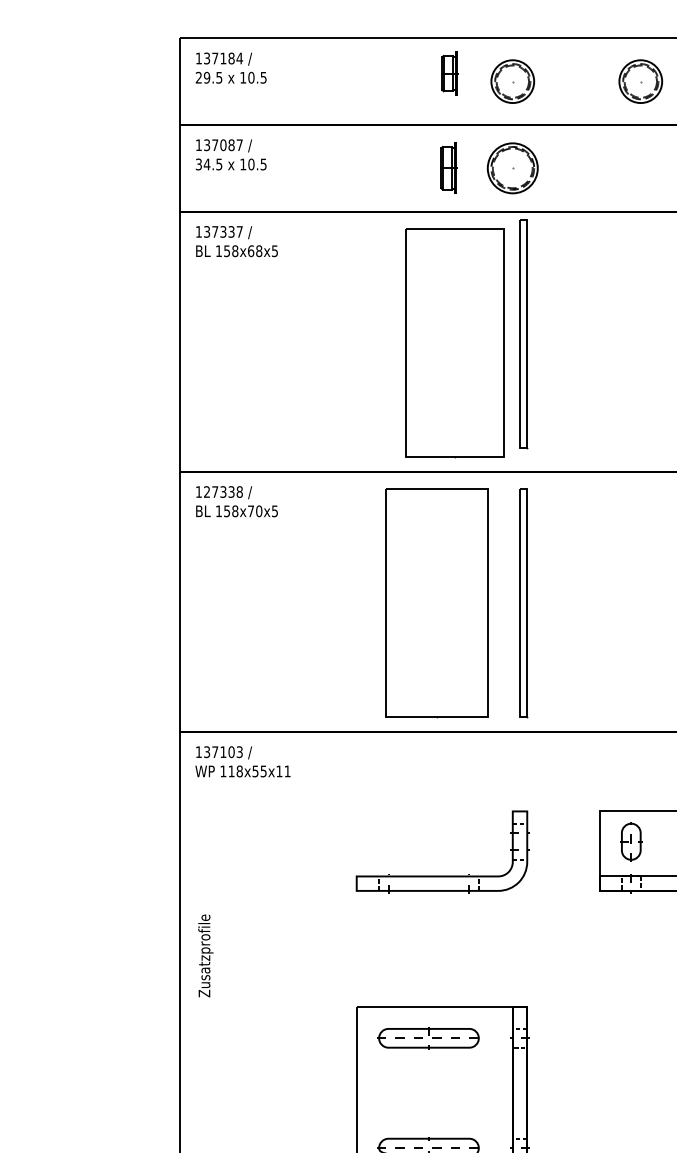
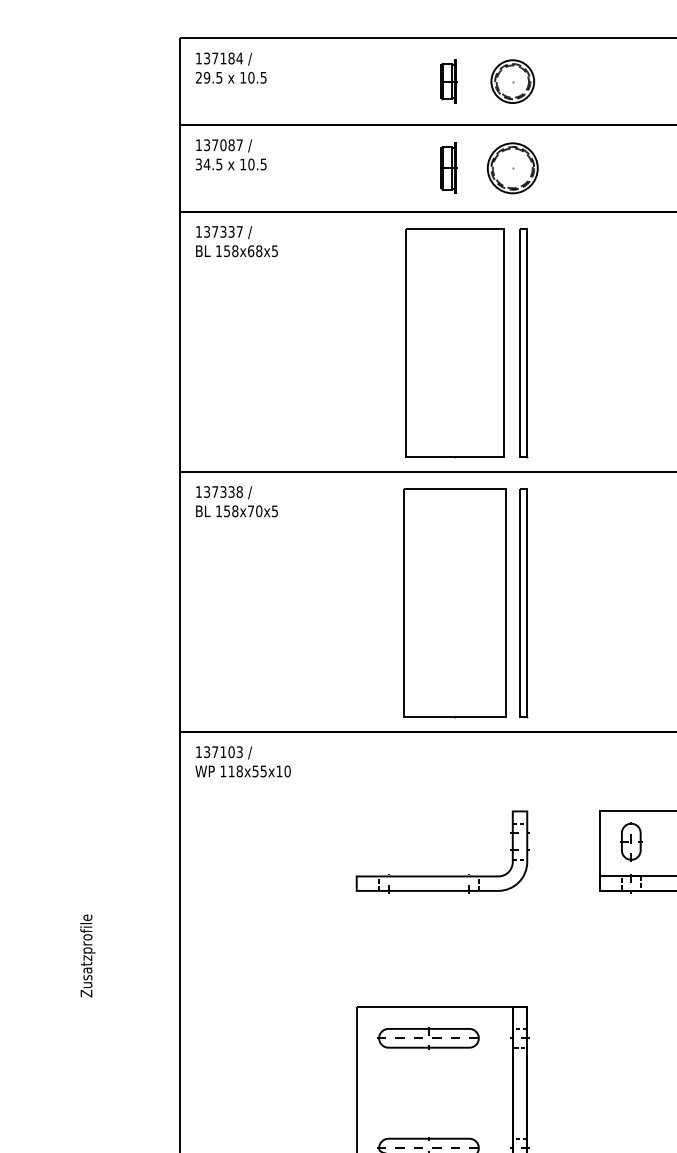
part position: (449, 73) -> (448, 81) (448, 81)
part: present -> none (640, 81)
part position: (523, 334) -> (523, 343) (523, 343)
text: 127338 -> 137338 (207, 491)
part position: (436, 603) -> (454, 603) (454, 603)
text: 118x55x11 -> 118x55x10 (287, 771)
text position: (205, 955) -> (87, 955) (87, 955)
